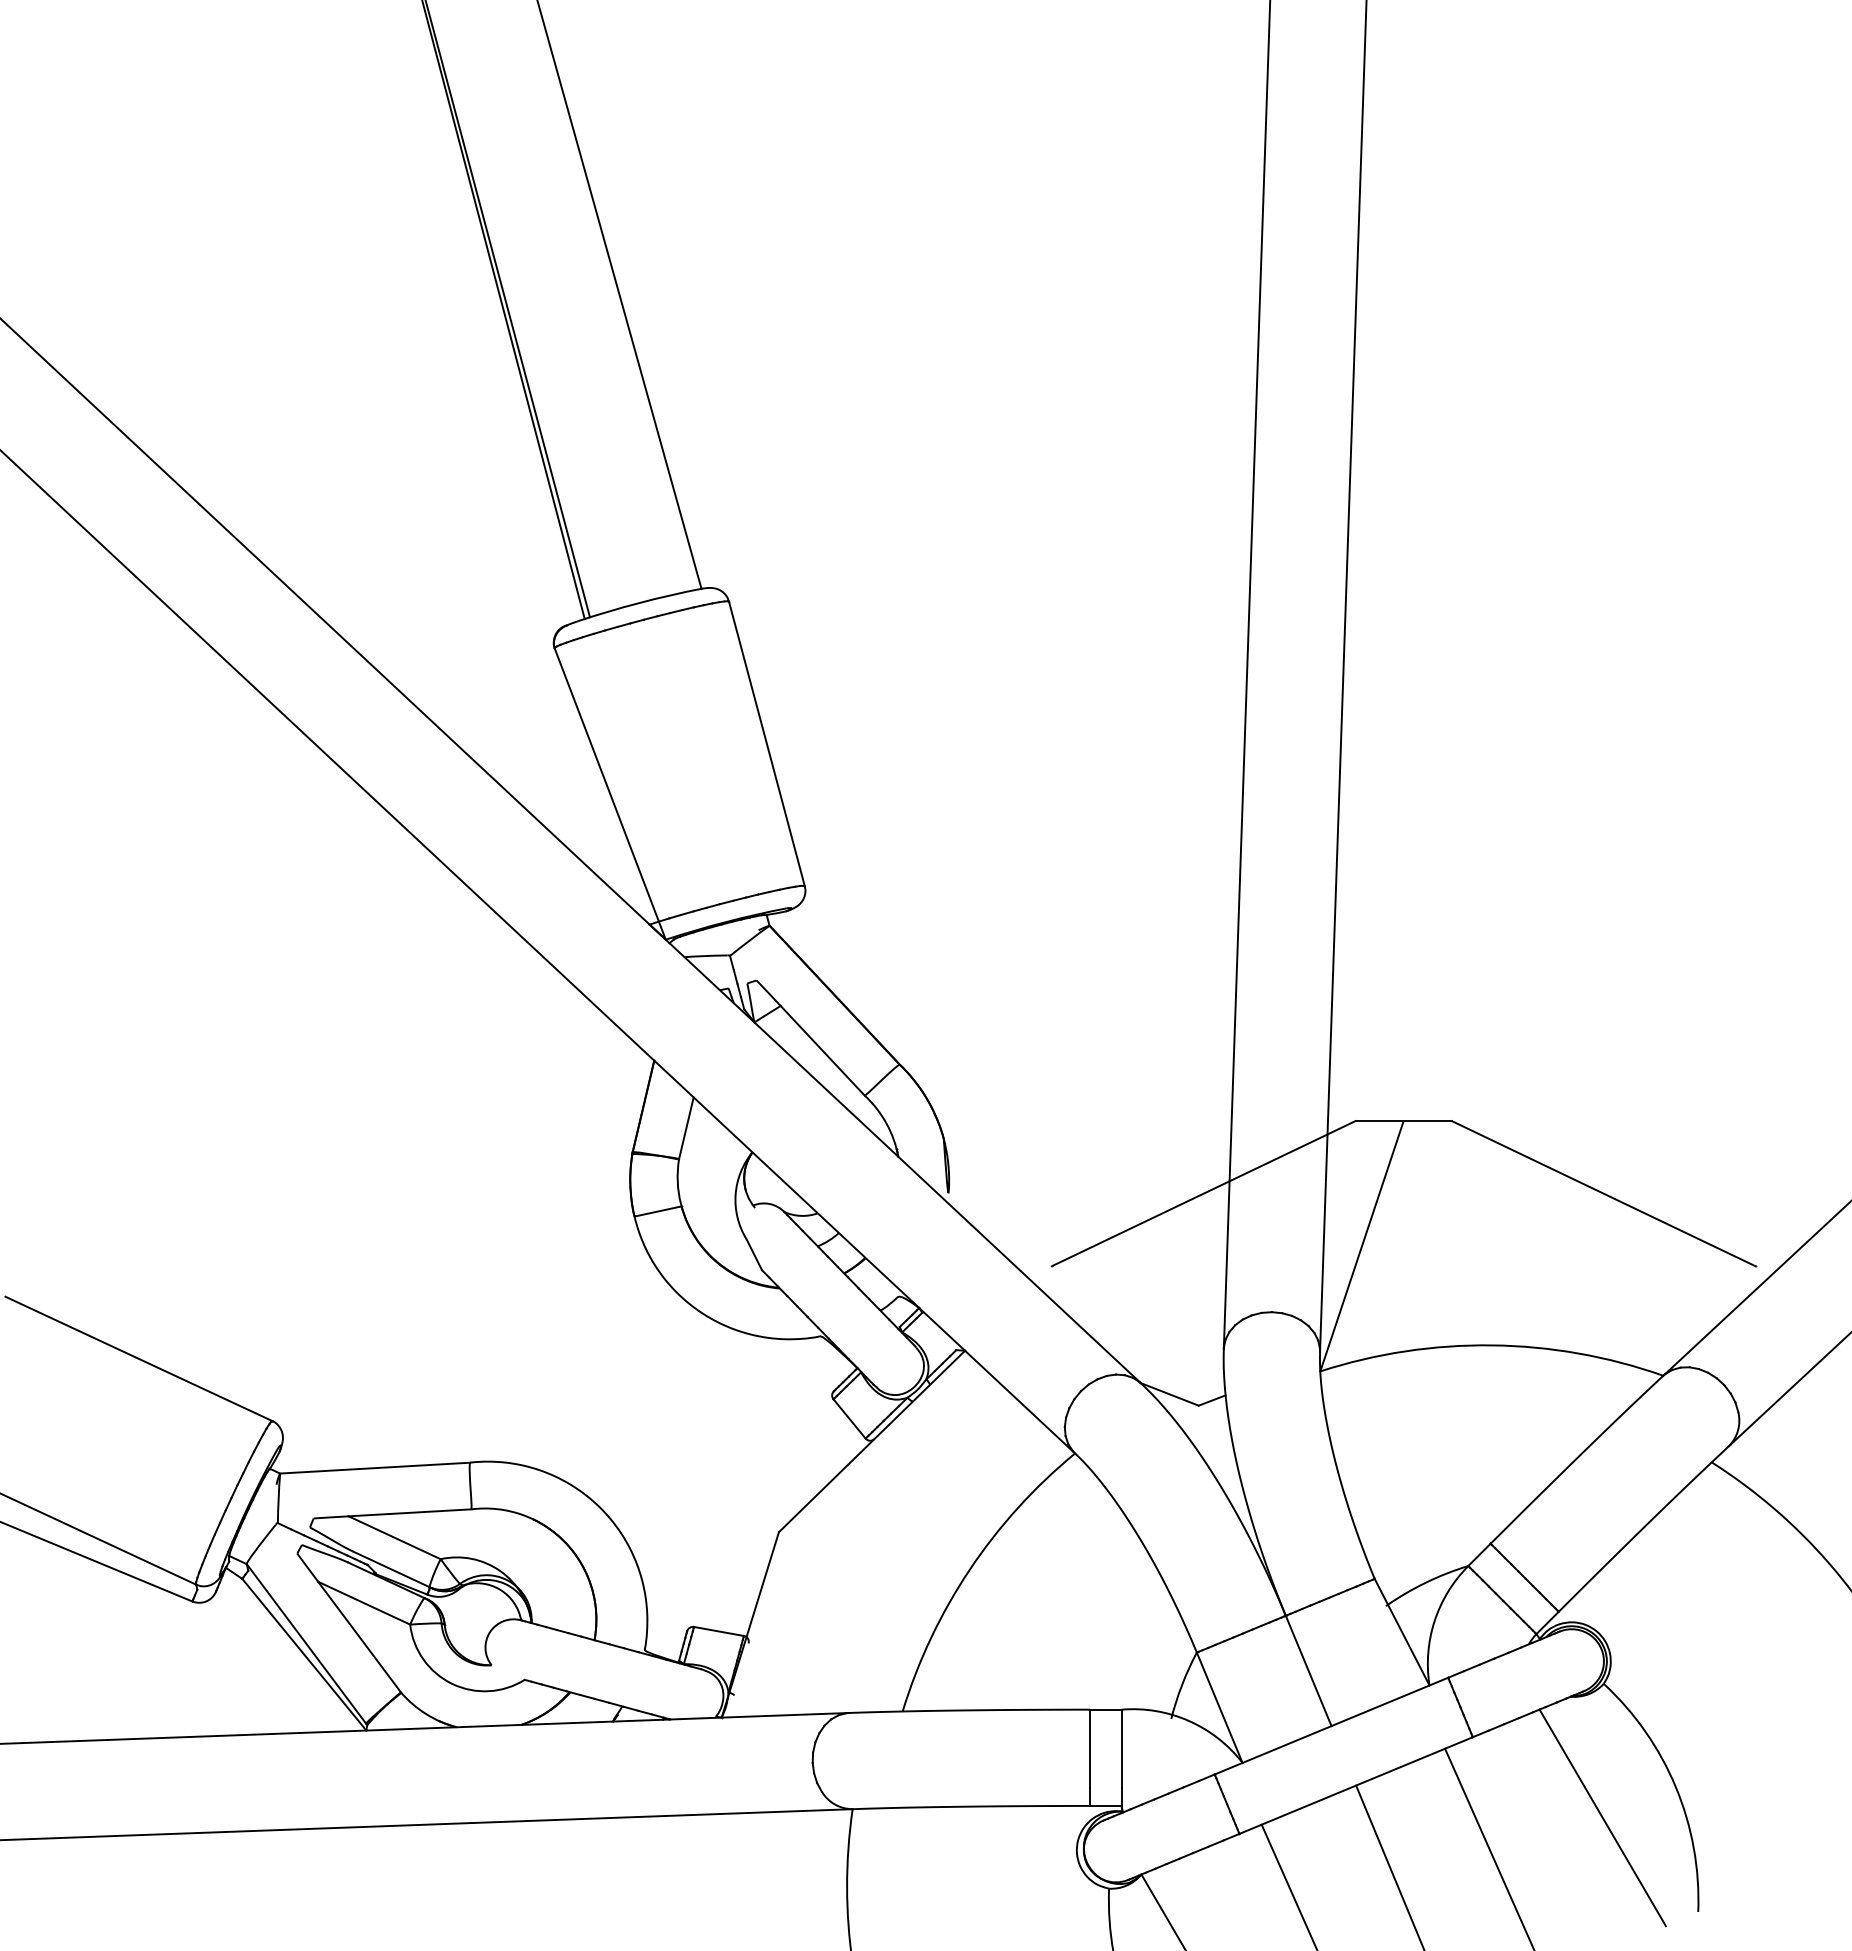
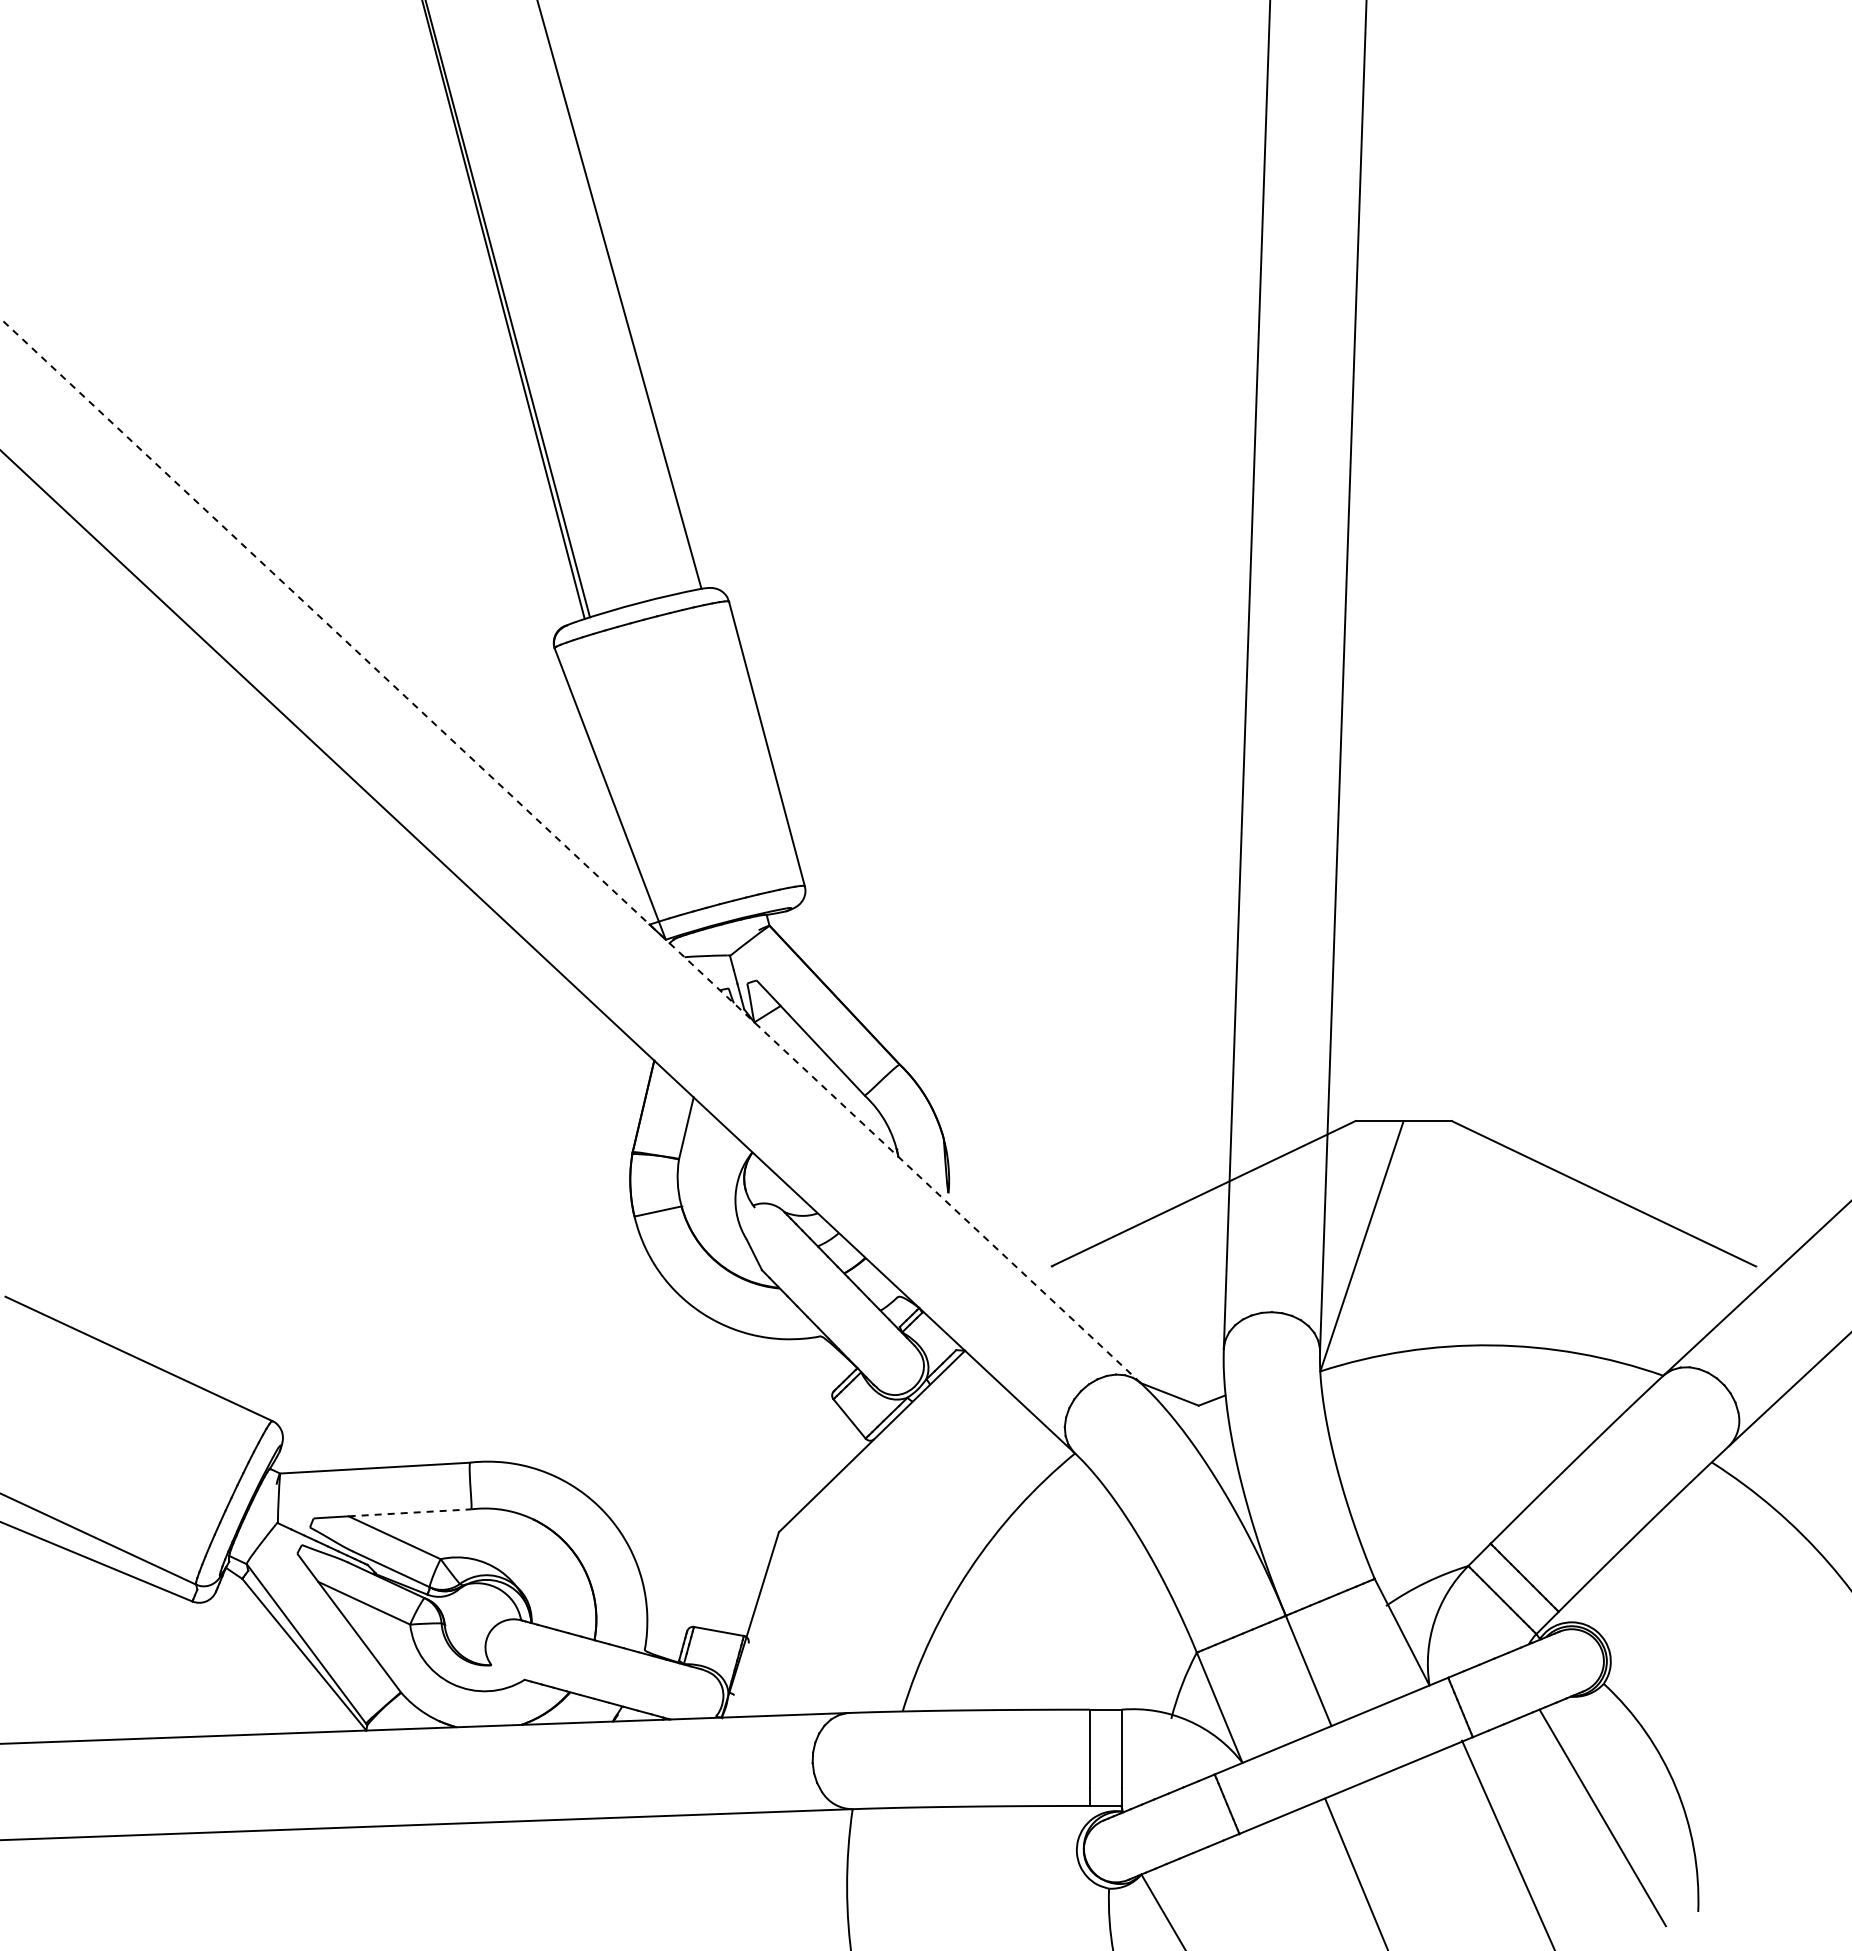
line: solid -> dashed (570, 850)
line: solid -> dashed (410, 1512)
line position: (1489, 1847) -> (1507, 1843) (1507, 1843)
line position: (1389, 1866) -> (1355, 1872) (1355, 1872)
line: present -> none (1288, 1885)
